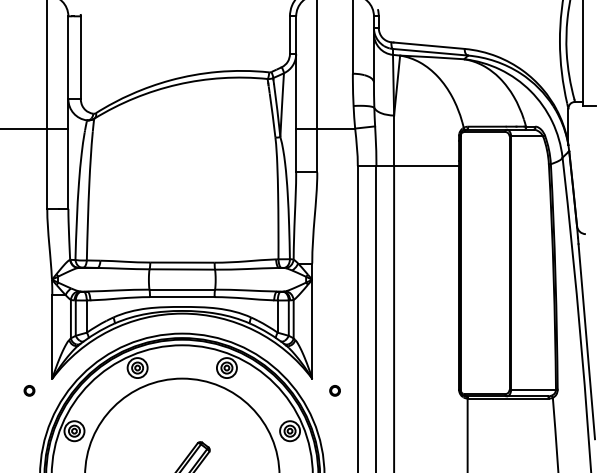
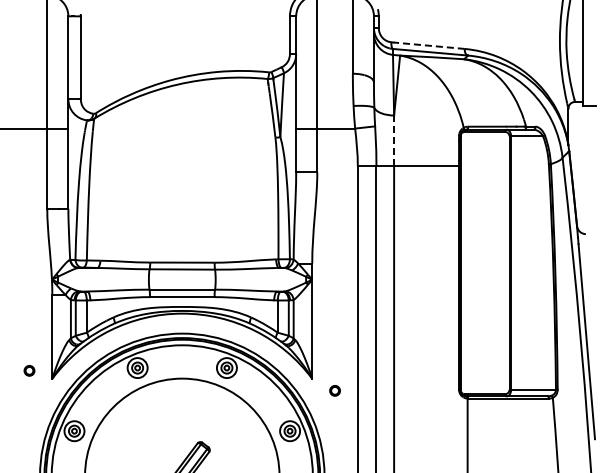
line: solid -> dashed (429, 45)
line: solid -> dashed (394, 140)
part position: (29, 390) -> (29, 370) (29, 370)
